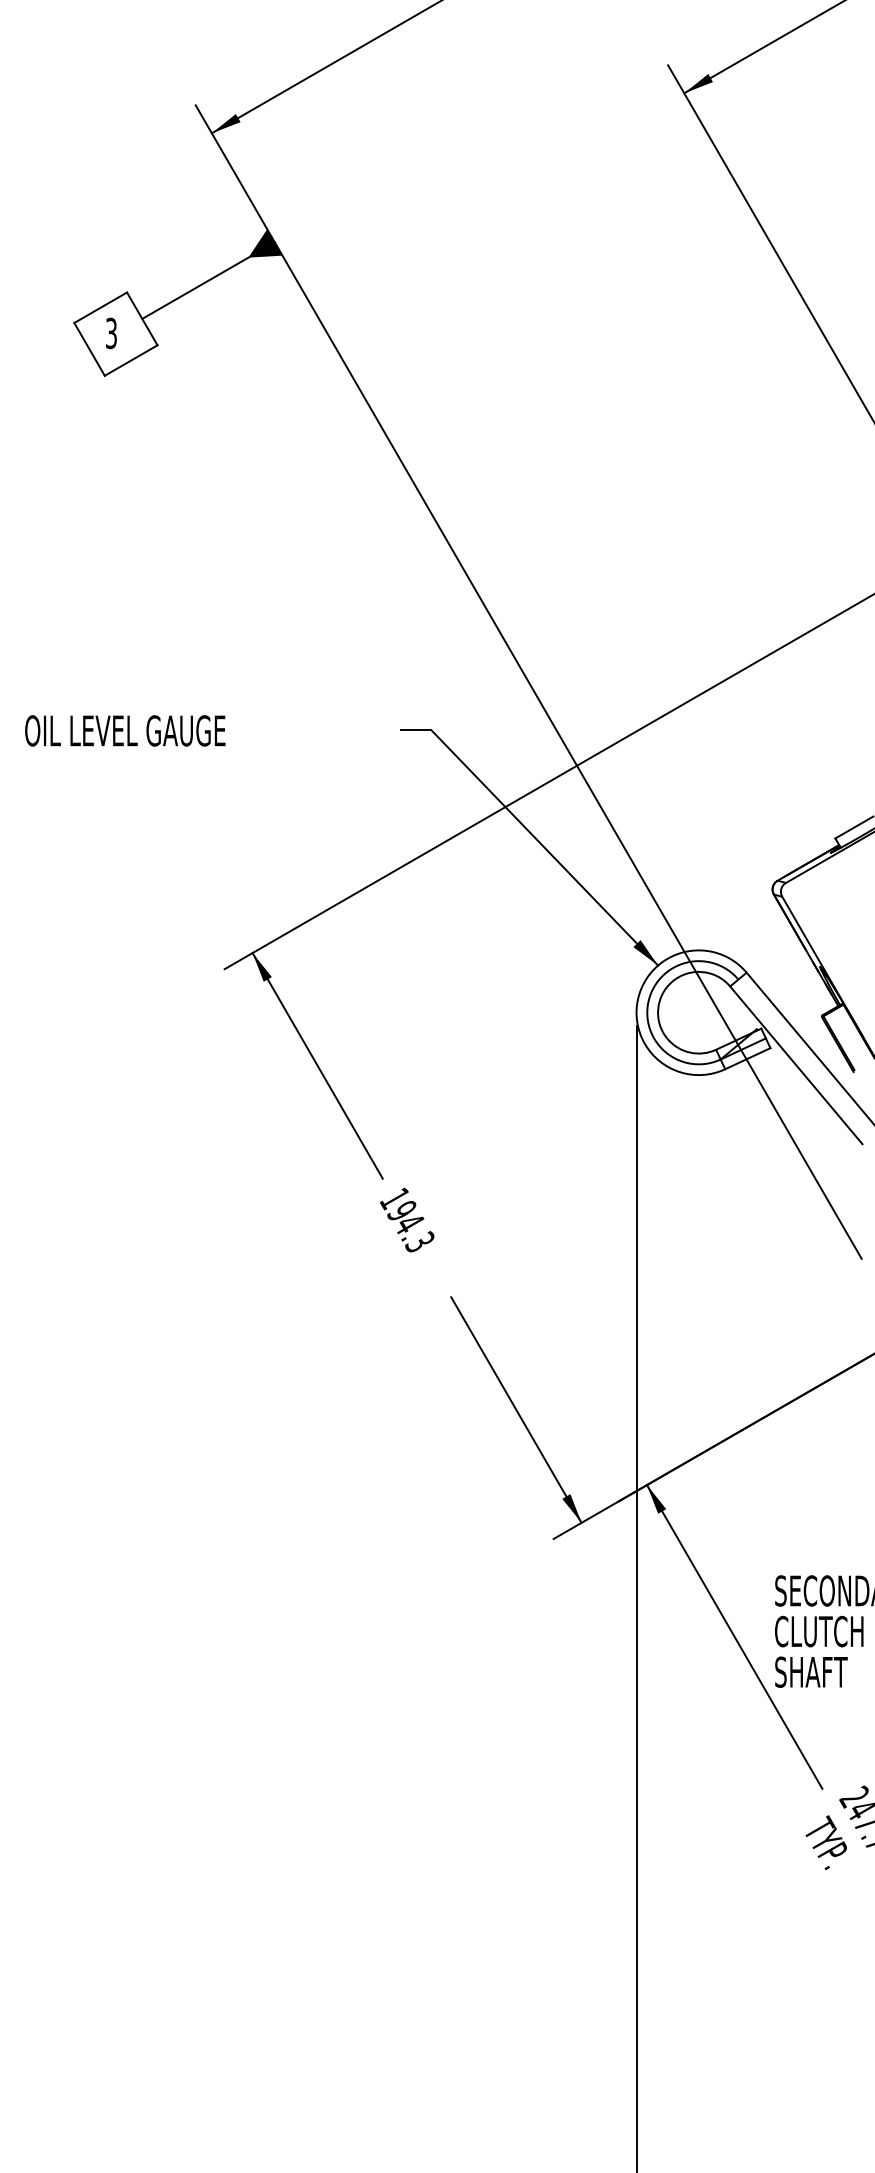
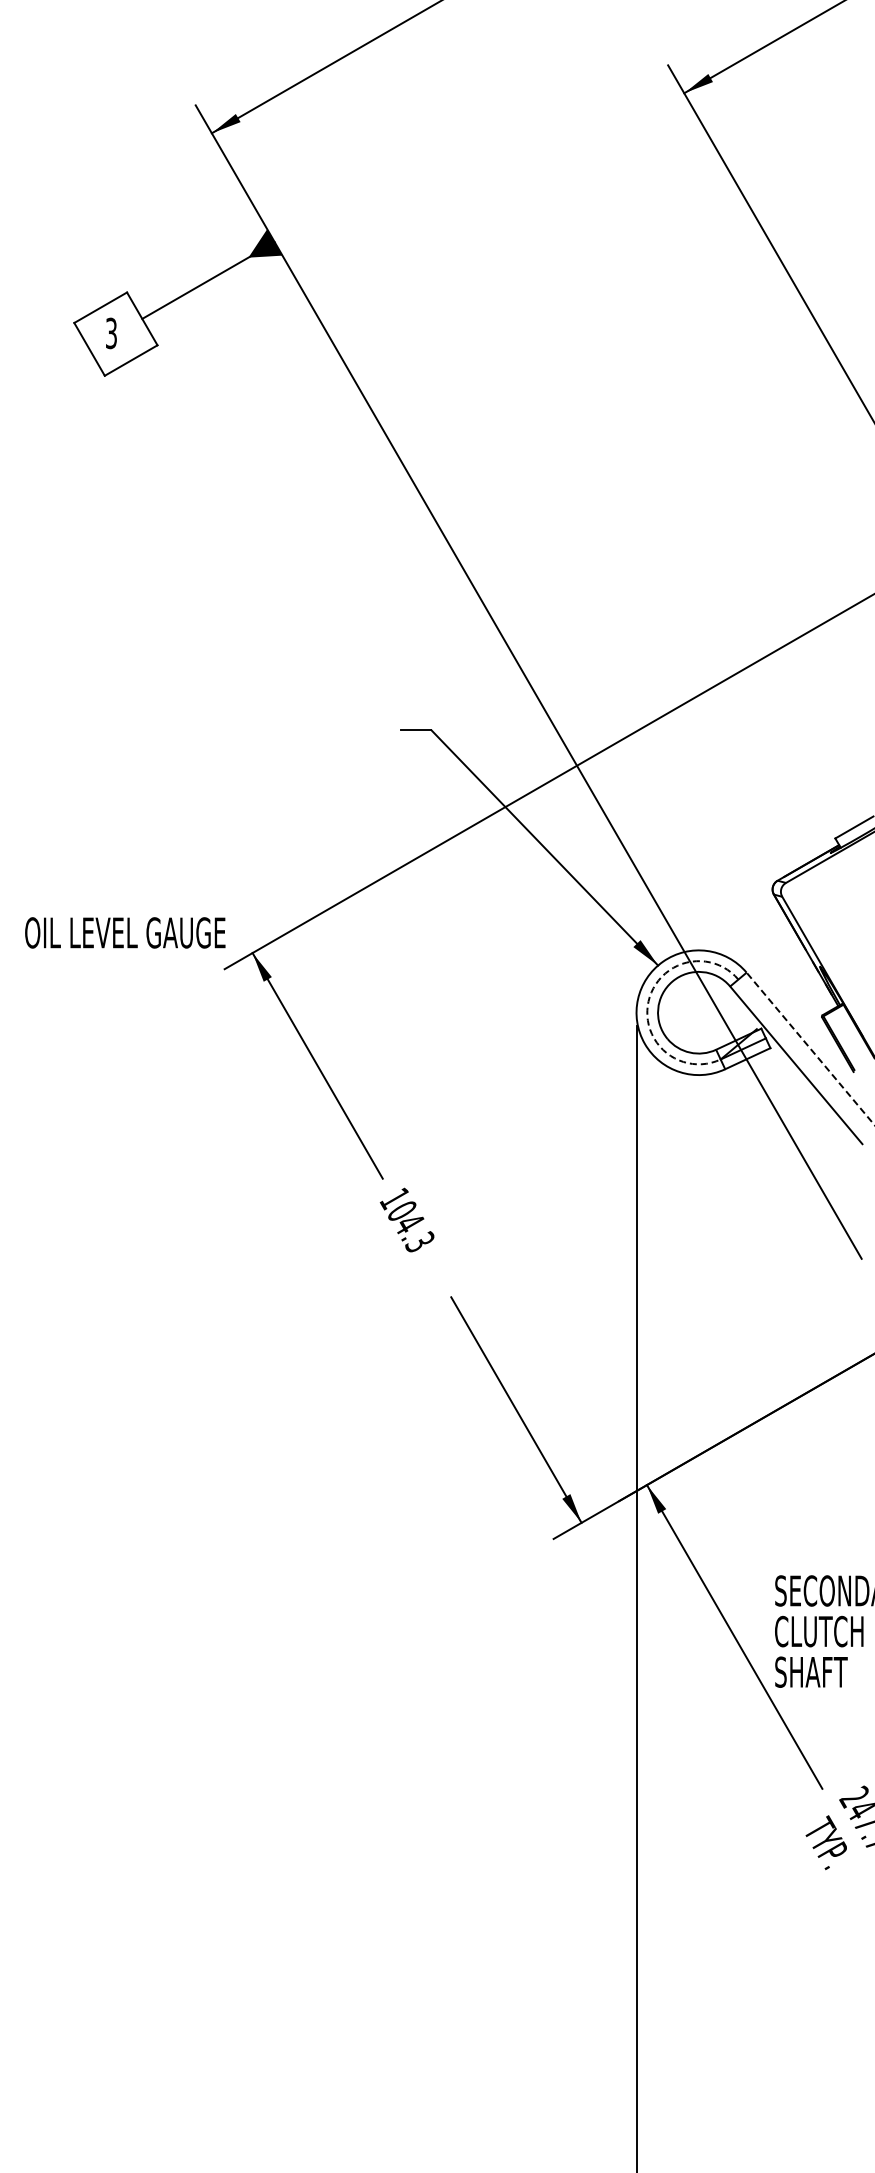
text position: (125, 730) -> (125, 932) (125, 932)
arc: solid -> dashed (648, 1001)
line: solid -> dashed (810, 1048)
text: 194.3 -> 104.3 (401, 1210)
